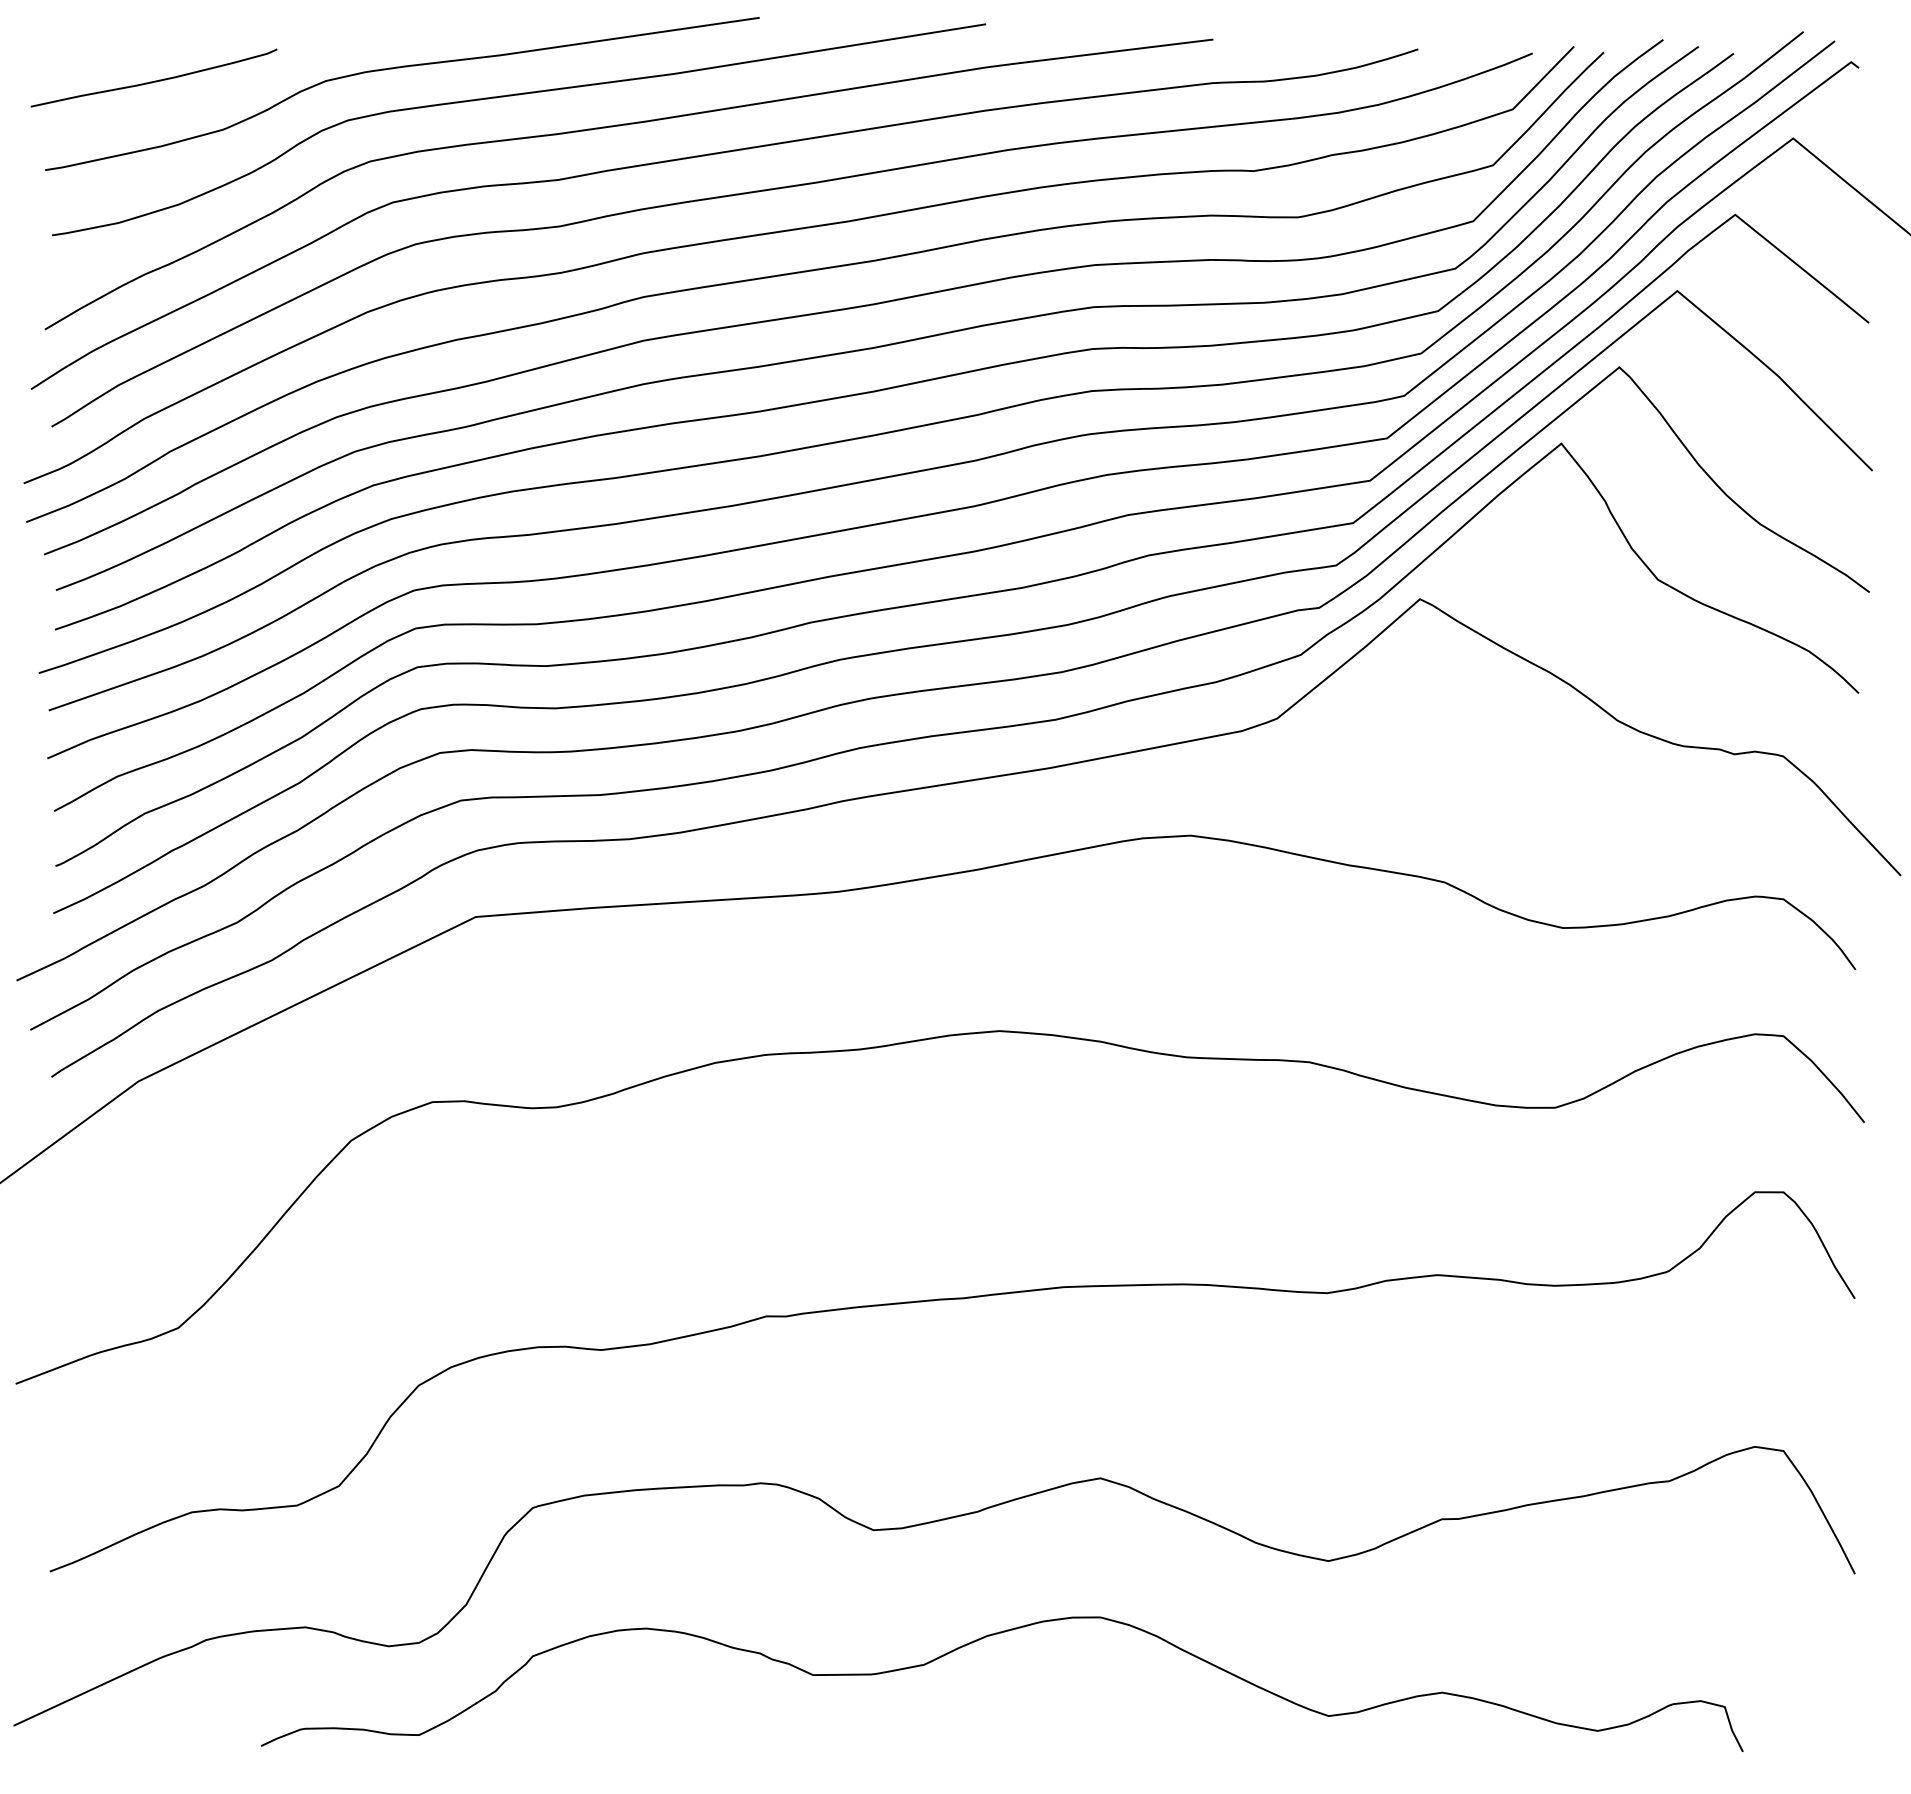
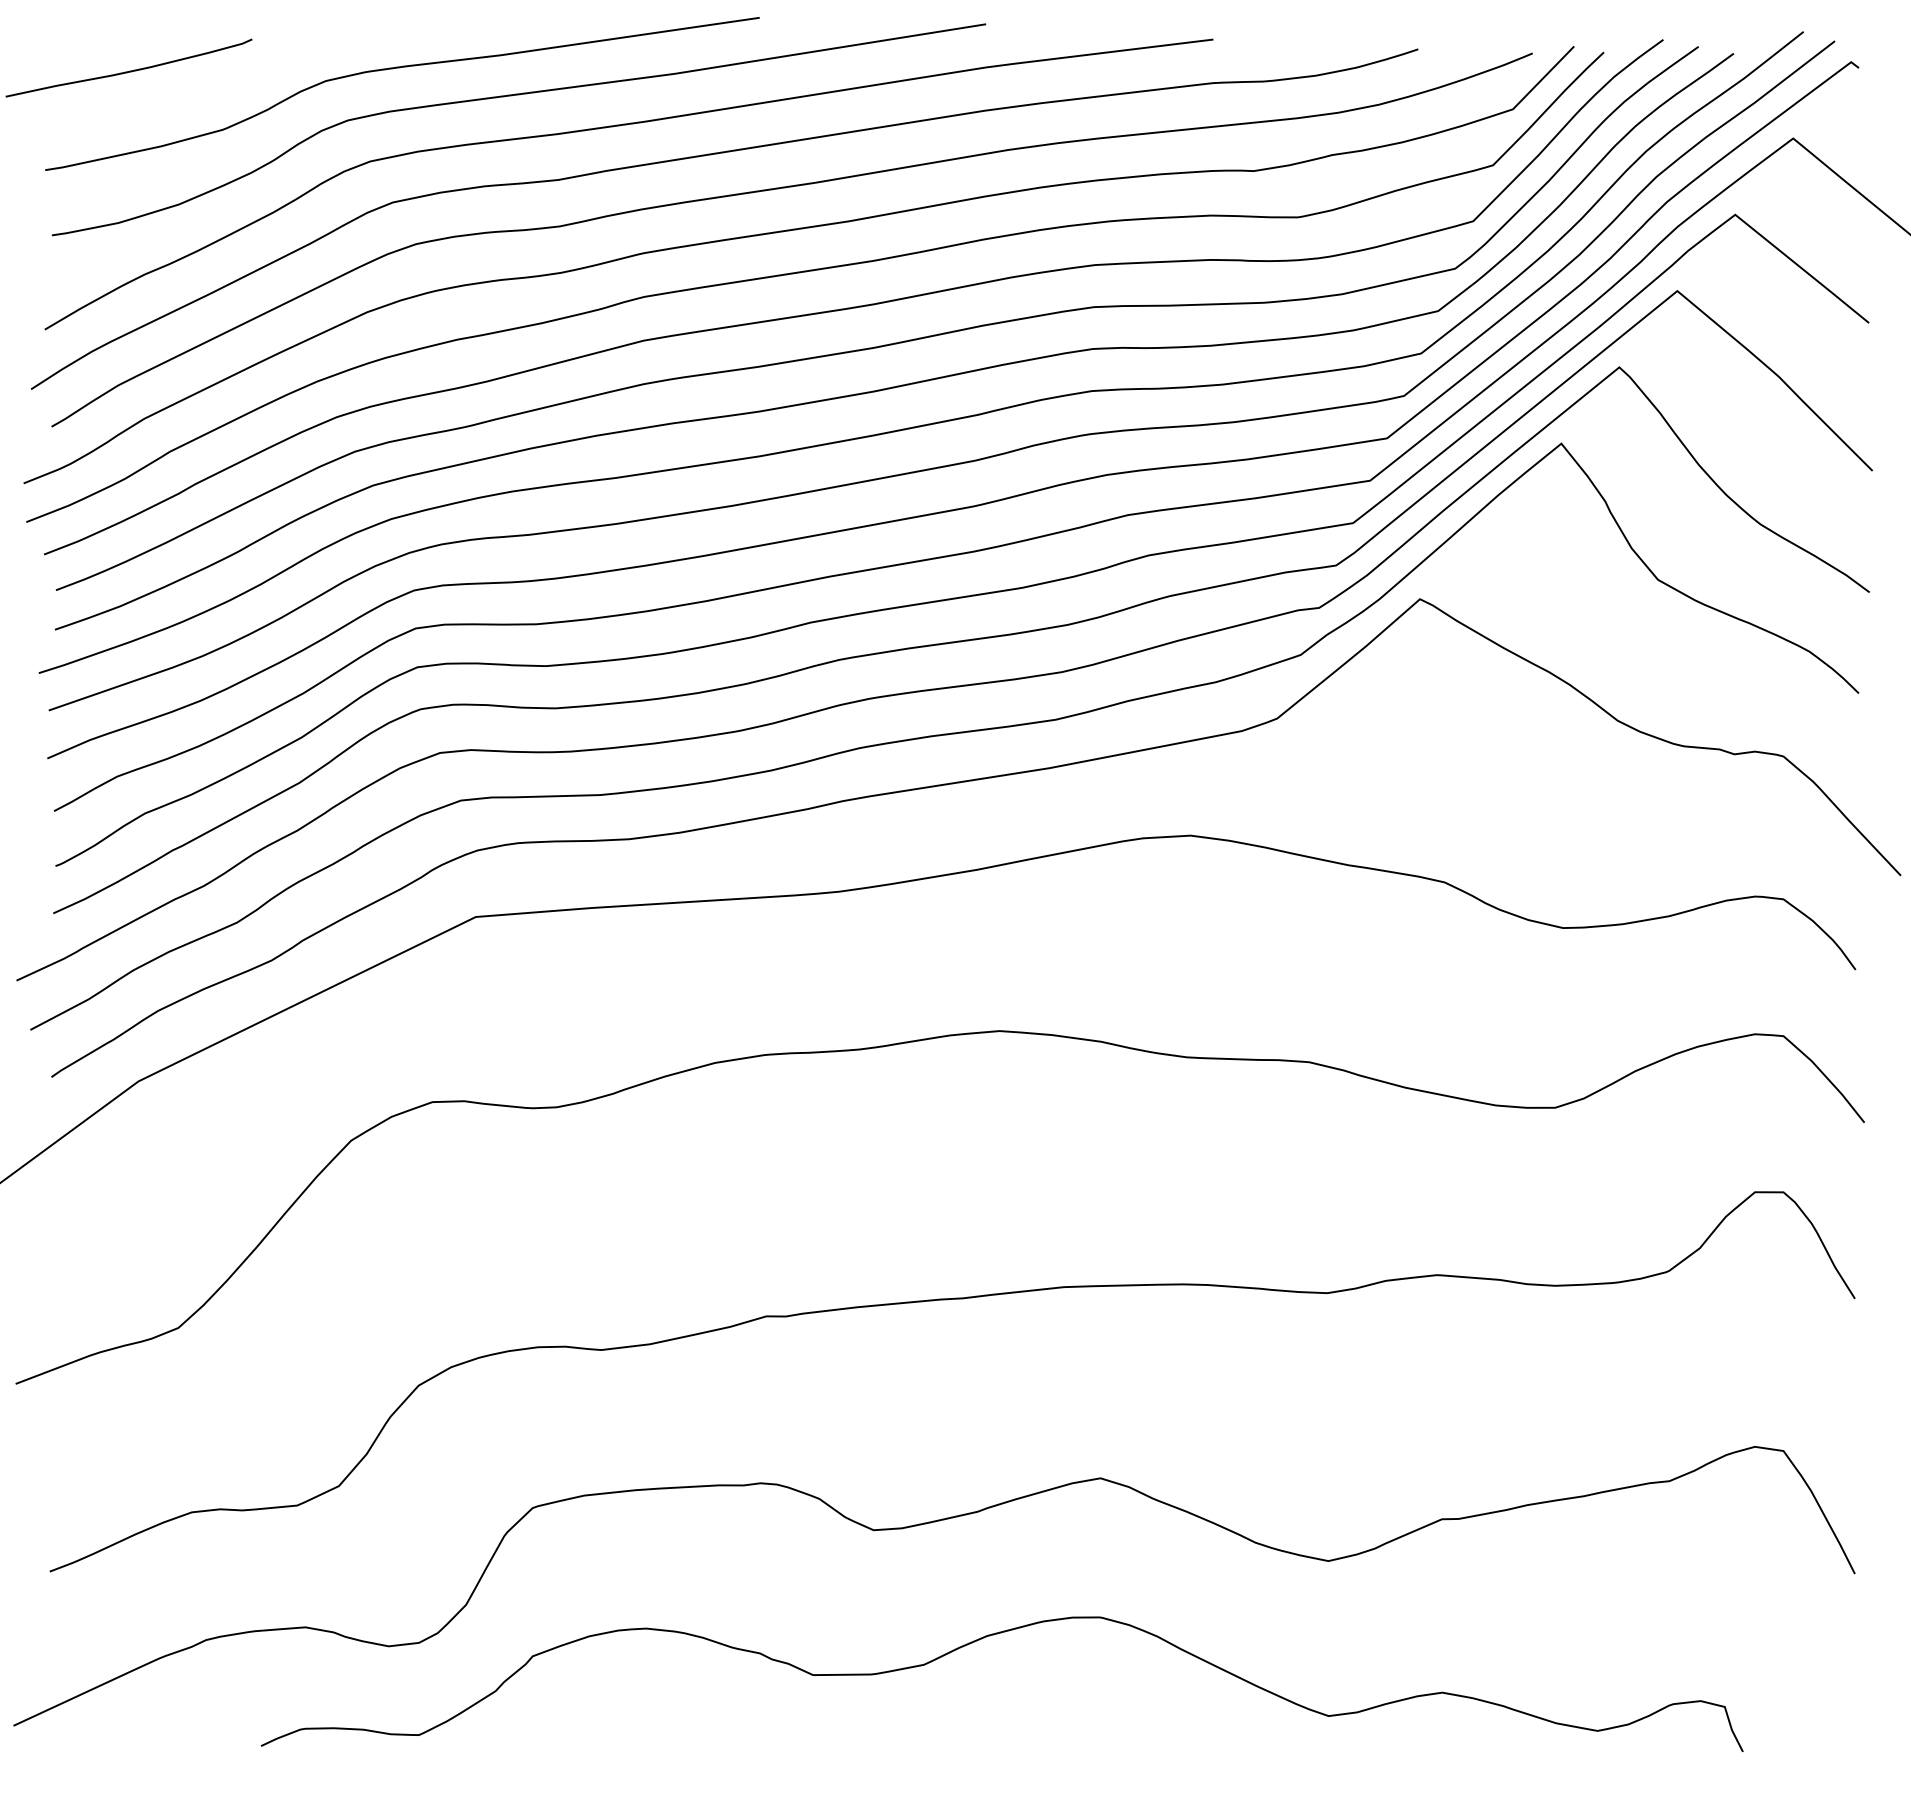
curve position: (154, 80) -> (129, 70) (129, 70)
